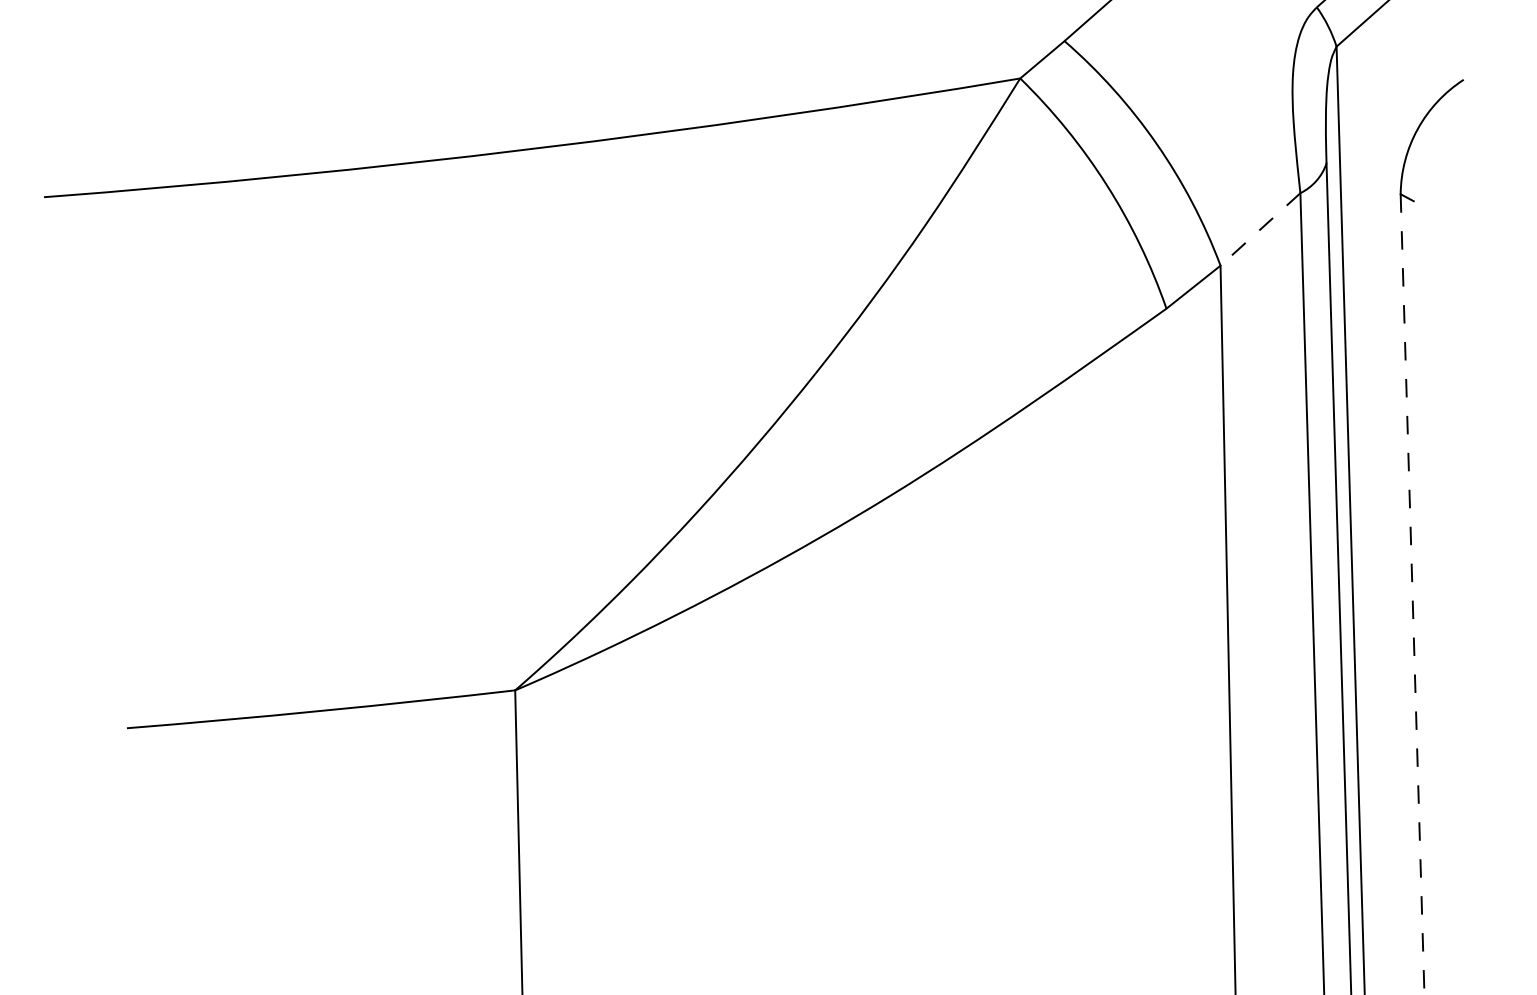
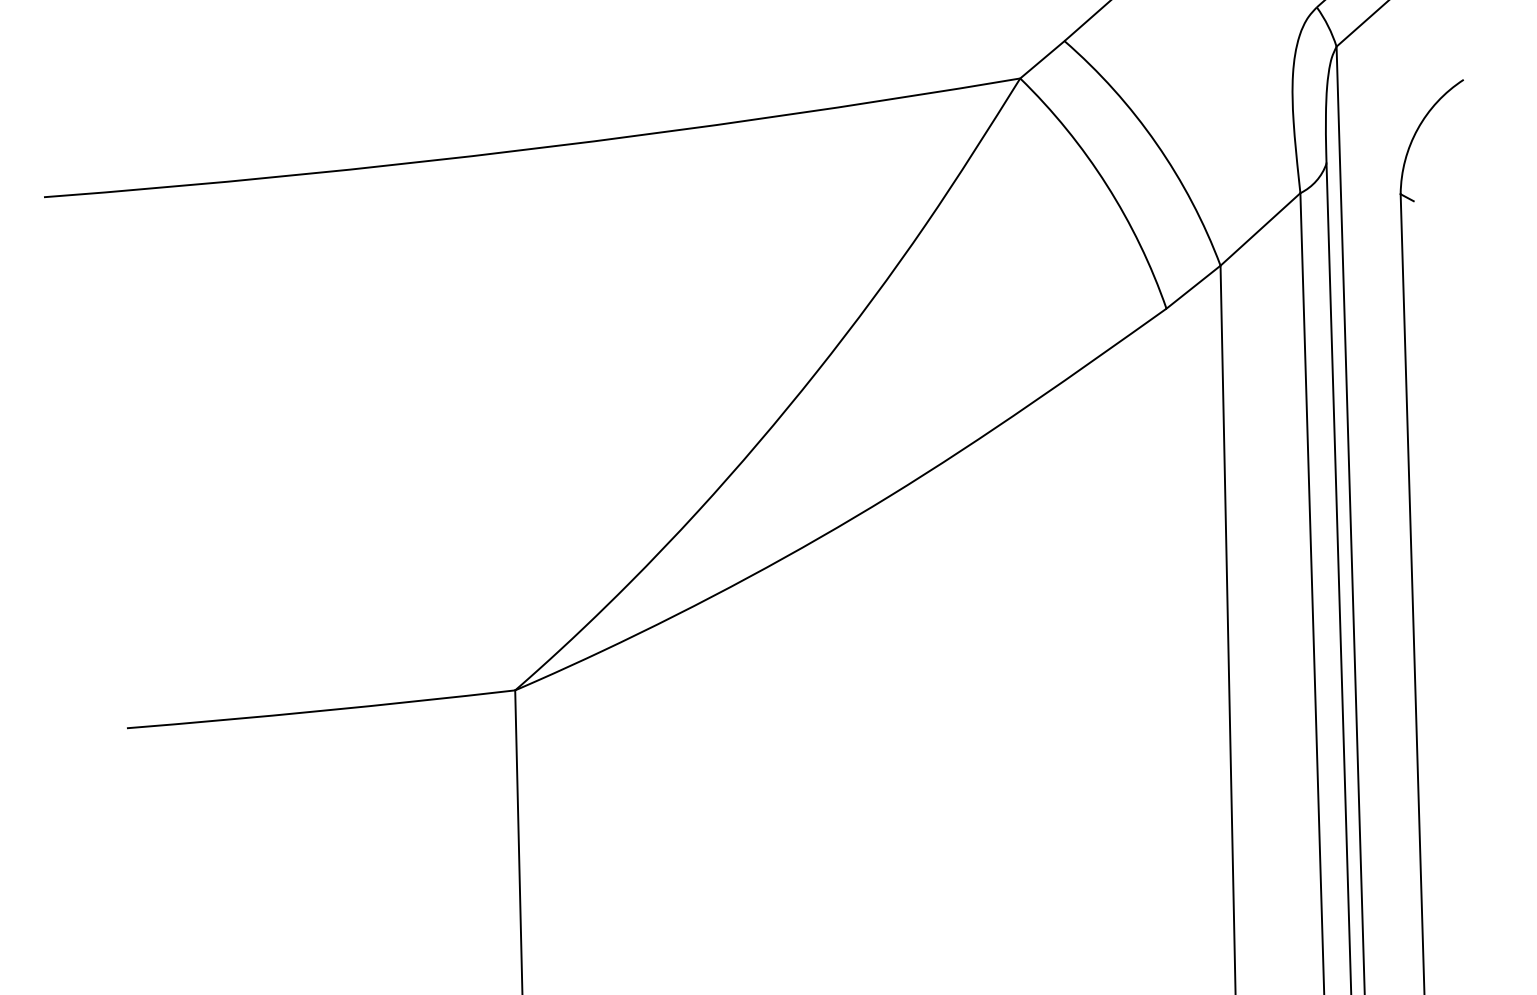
line: dashed -> solid (1260, 229)
line: dashed -> solid (1412, 594)
